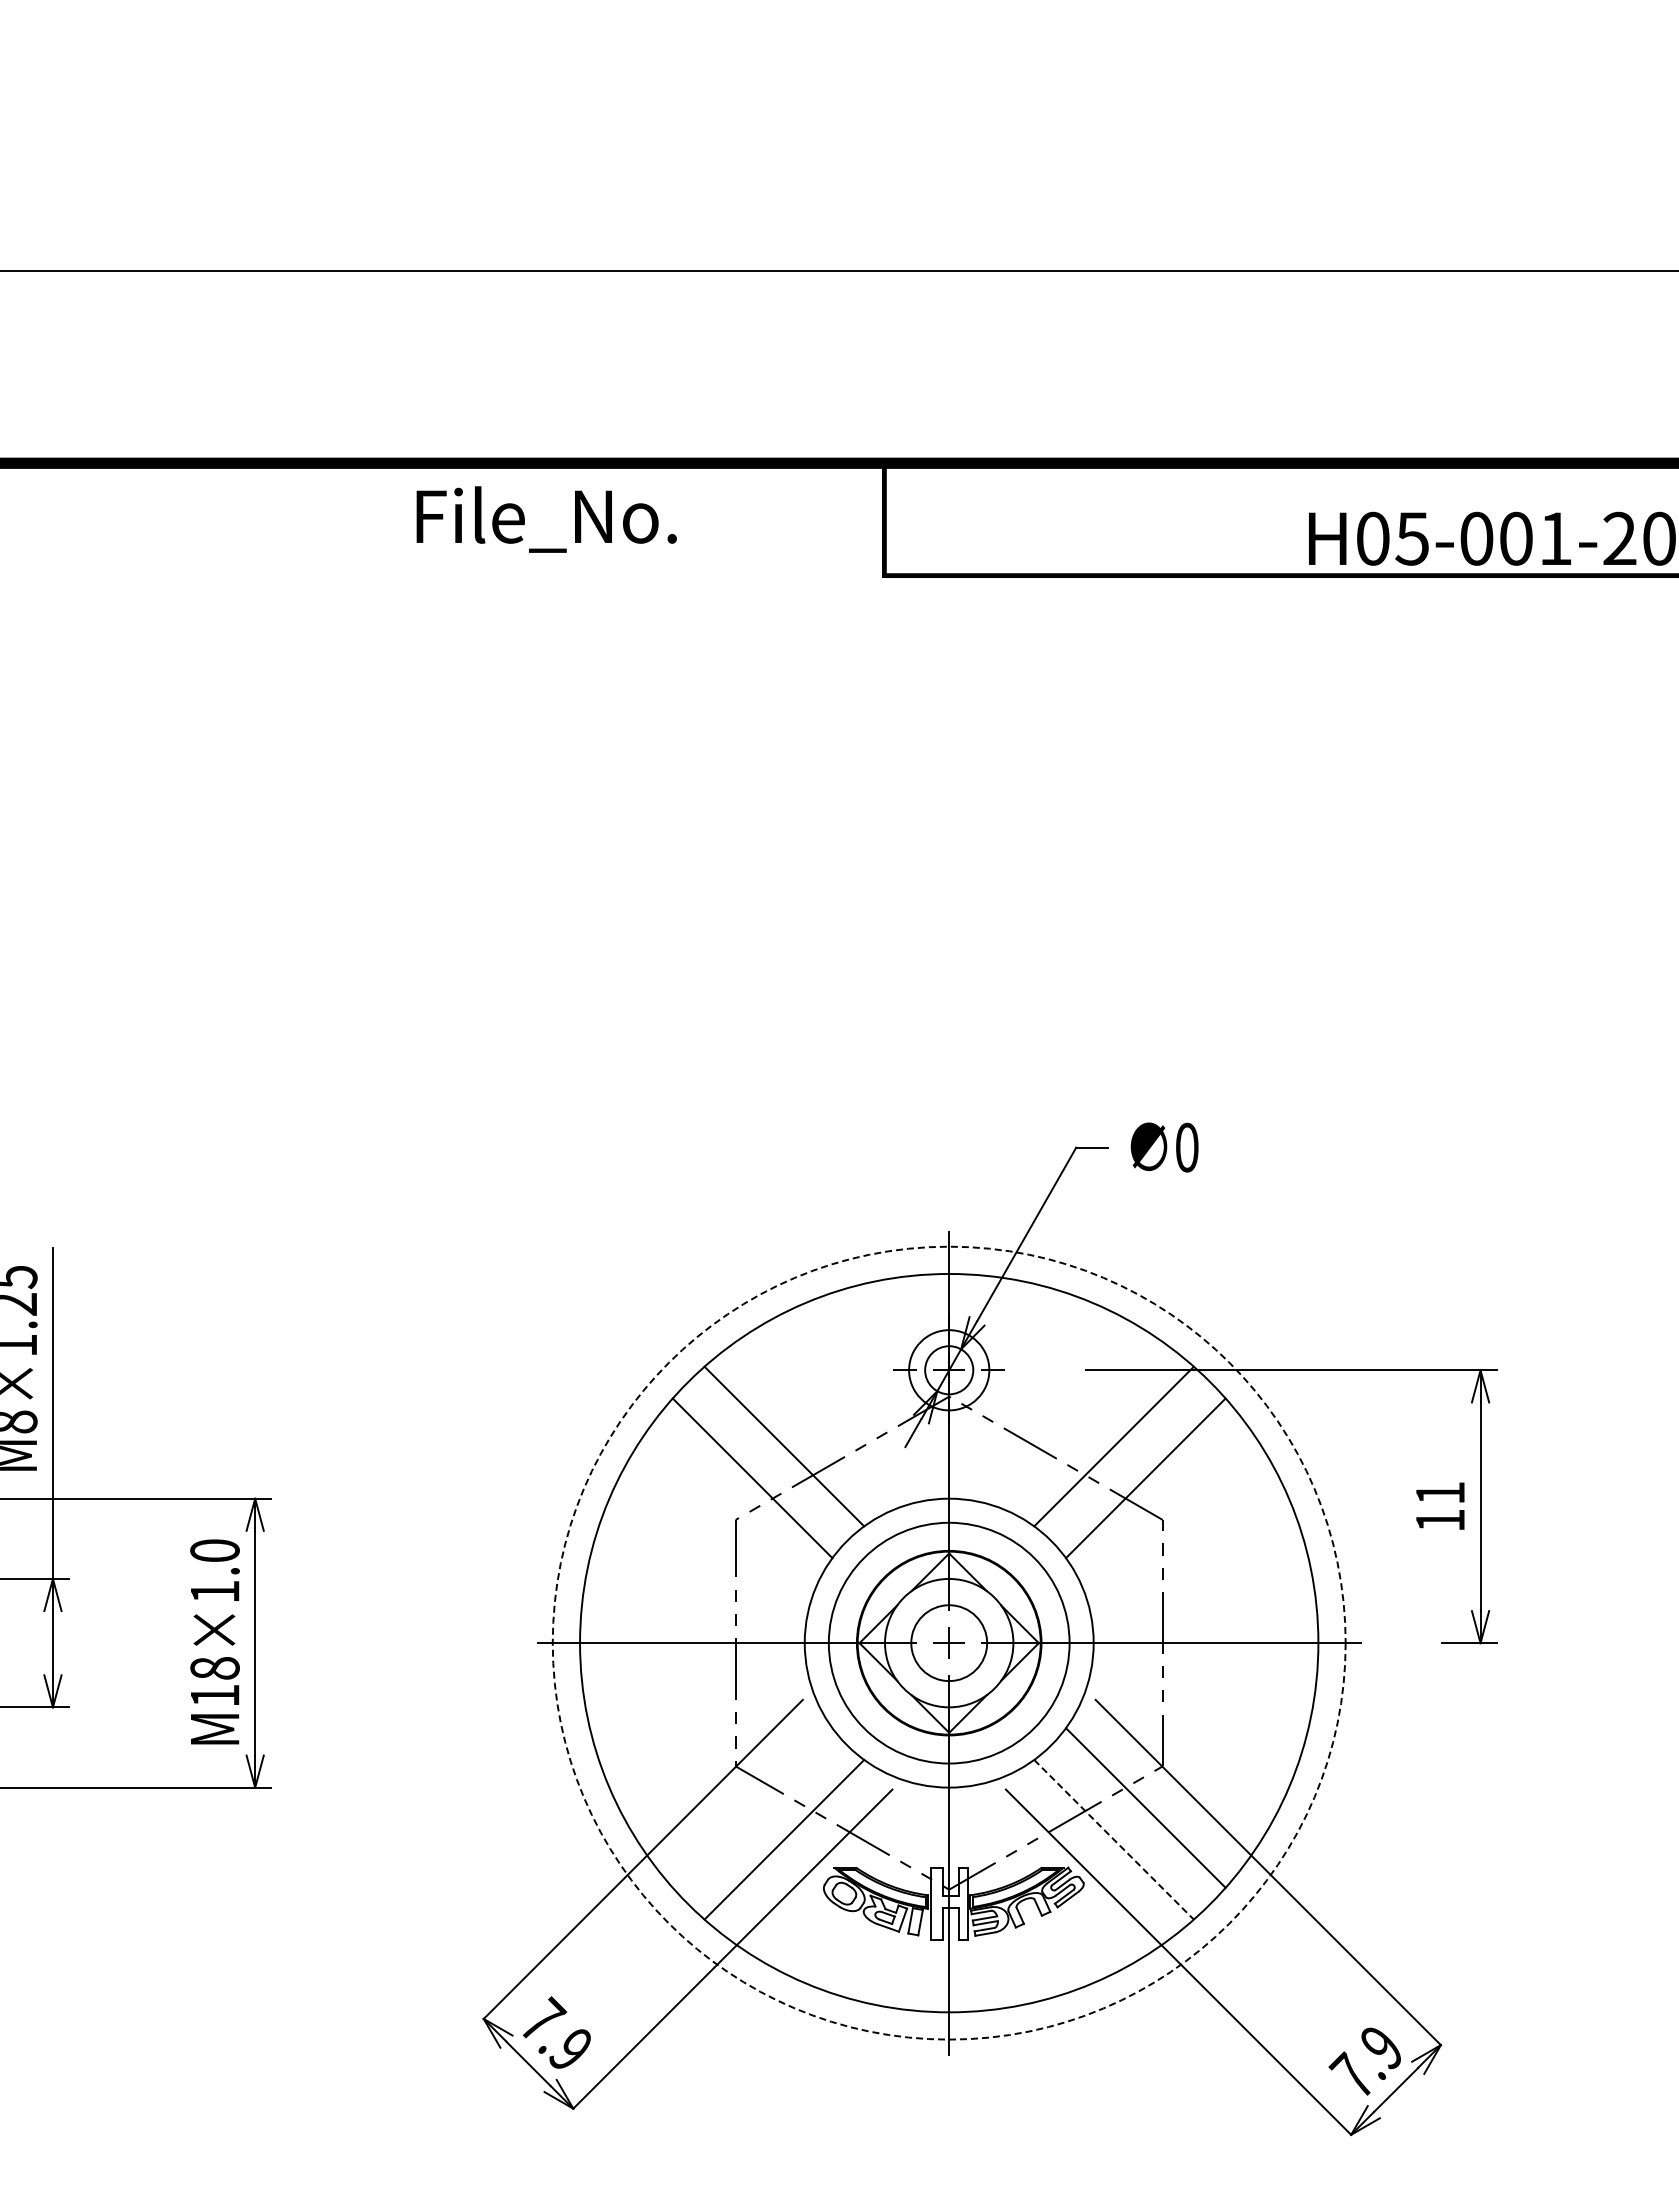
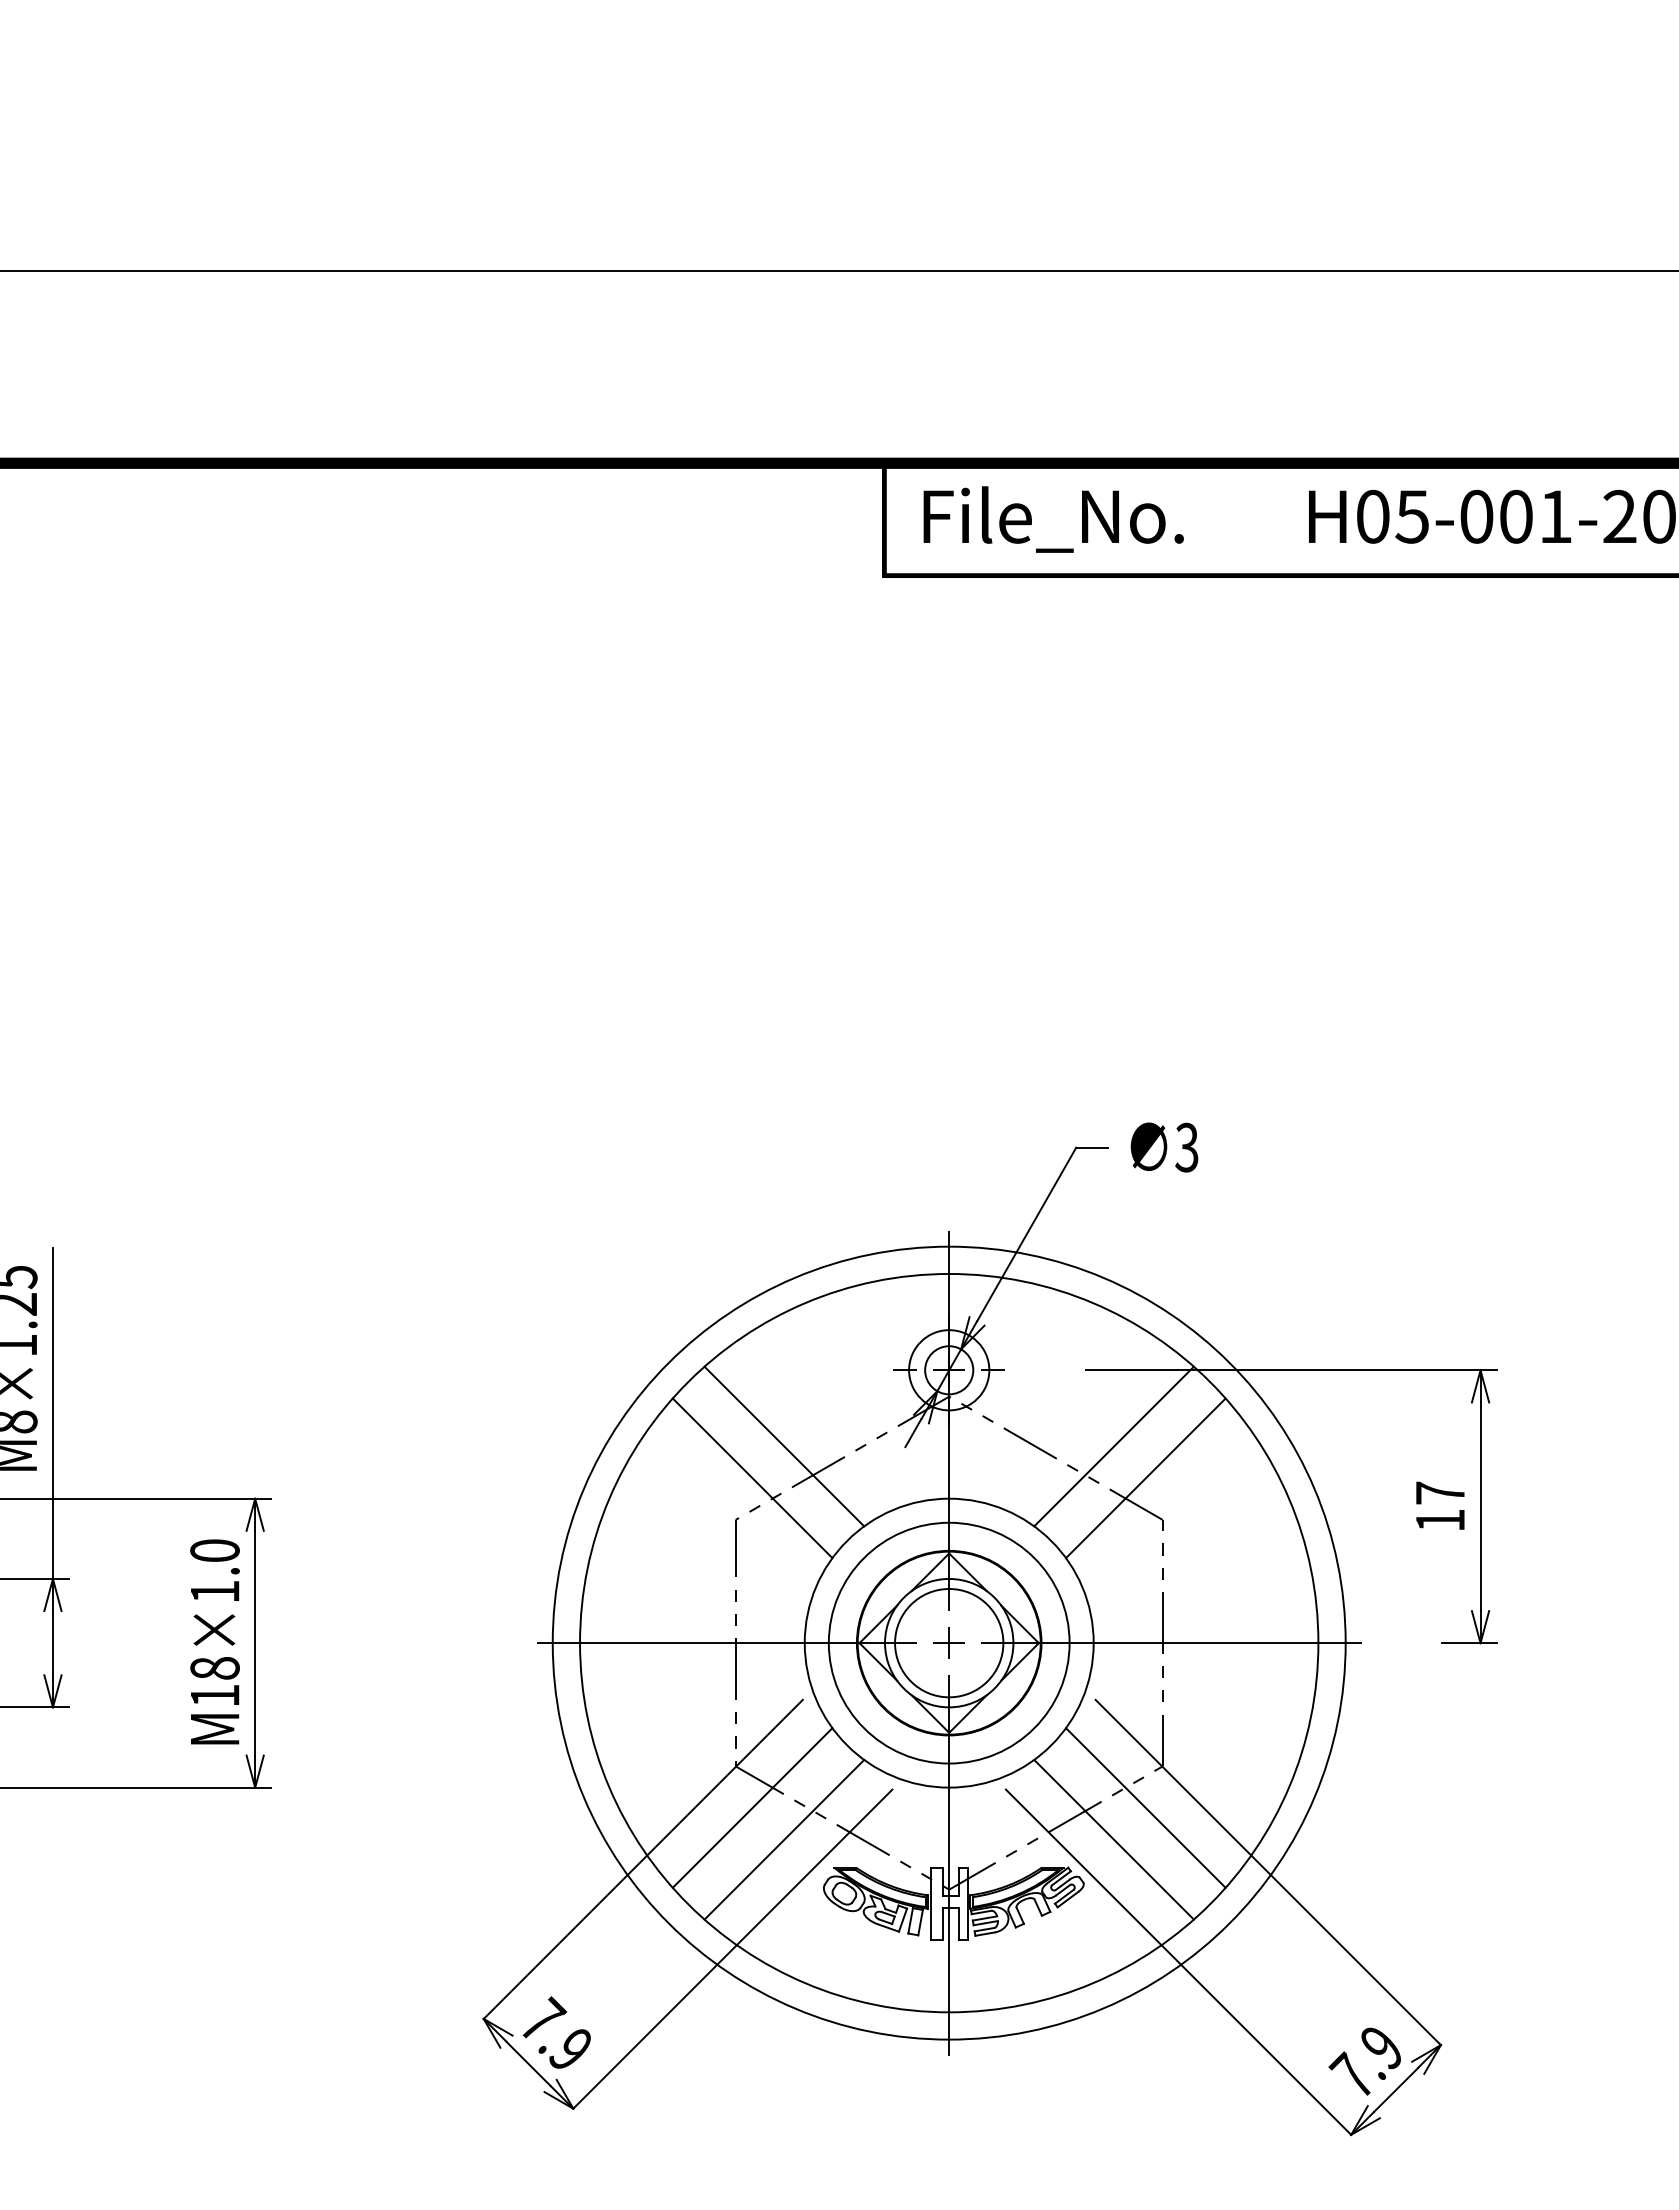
text position: (546, 519) -> (1053, 519) (1053, 519)
text position: (1492, 538) -> (1492, 516) (1492, 516)
text: 0 -> 3 (1186, 1147)
text: 11 -> 17 (1440, 1492)
circle: dashed -> solid (948, 1642)
circle diameter: 76 px -> 108 px (949, 1642)
line: none -> present (752, 1807)
line: dashed -> solid (1114, 1839)
